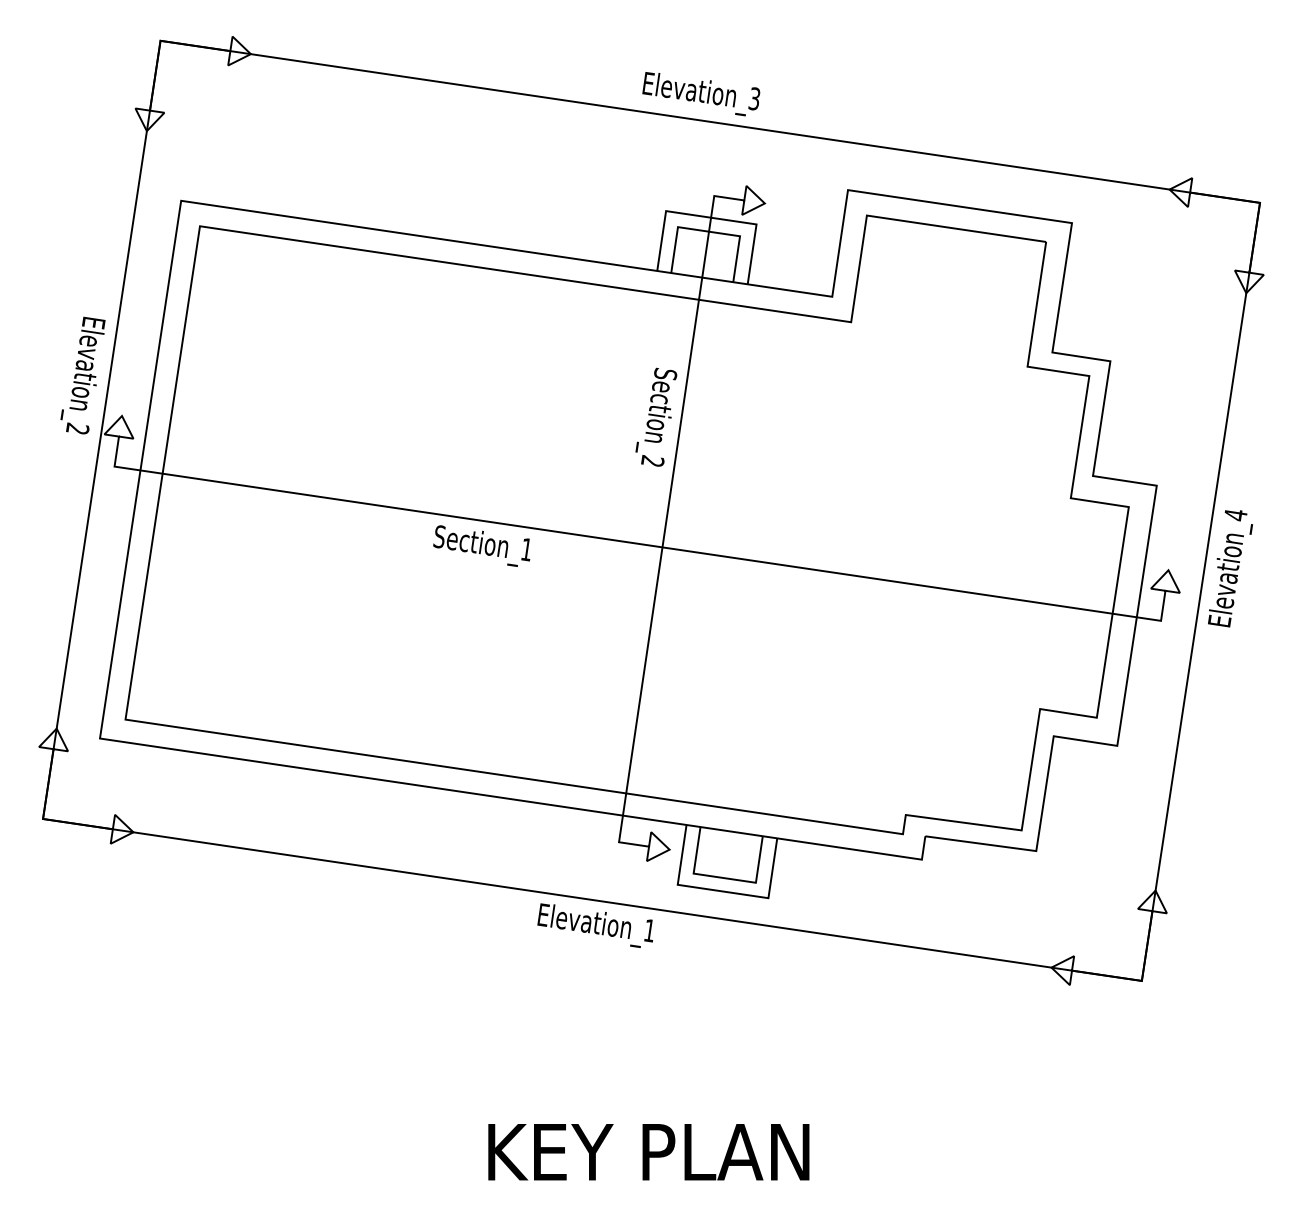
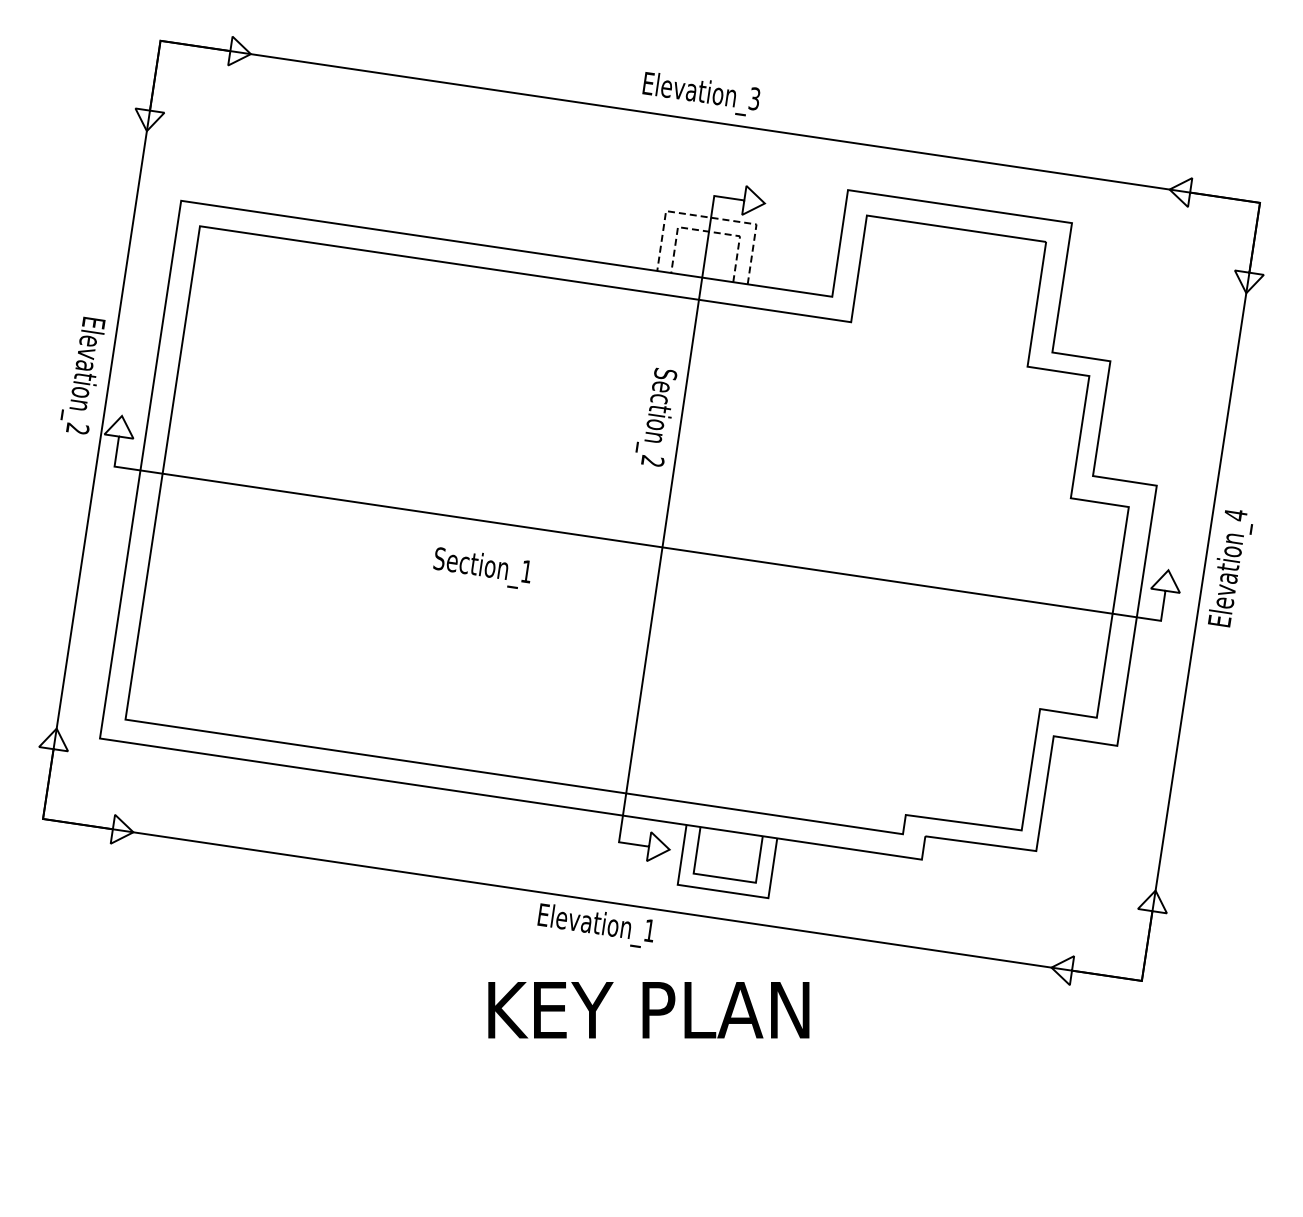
line: solid -> dashed (711, 217)
line: solid -> dashed (708, 231)
text position: (481, 545) -> (481, 567) (481, 567)
text position: (648, 1152) -> (648, 1010) (648, 1010)
